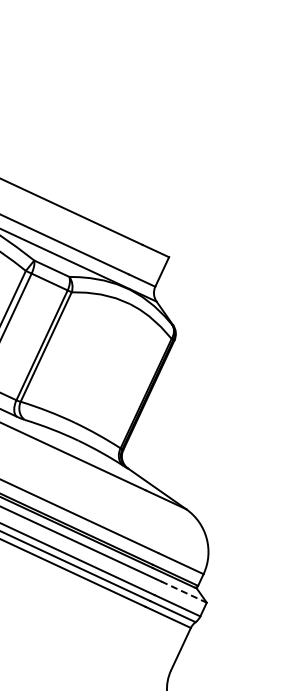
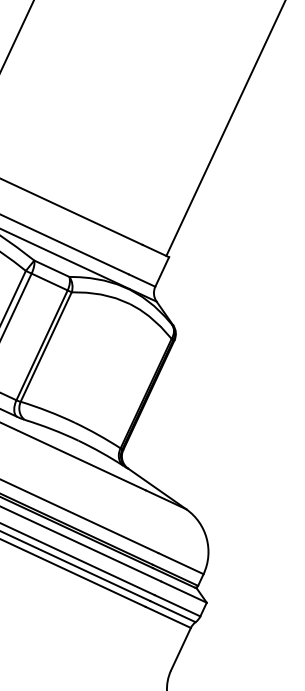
line: none -> present (17, 35)
line: none -> present (225, 128)
line: dashed -> solid (184, 592)
